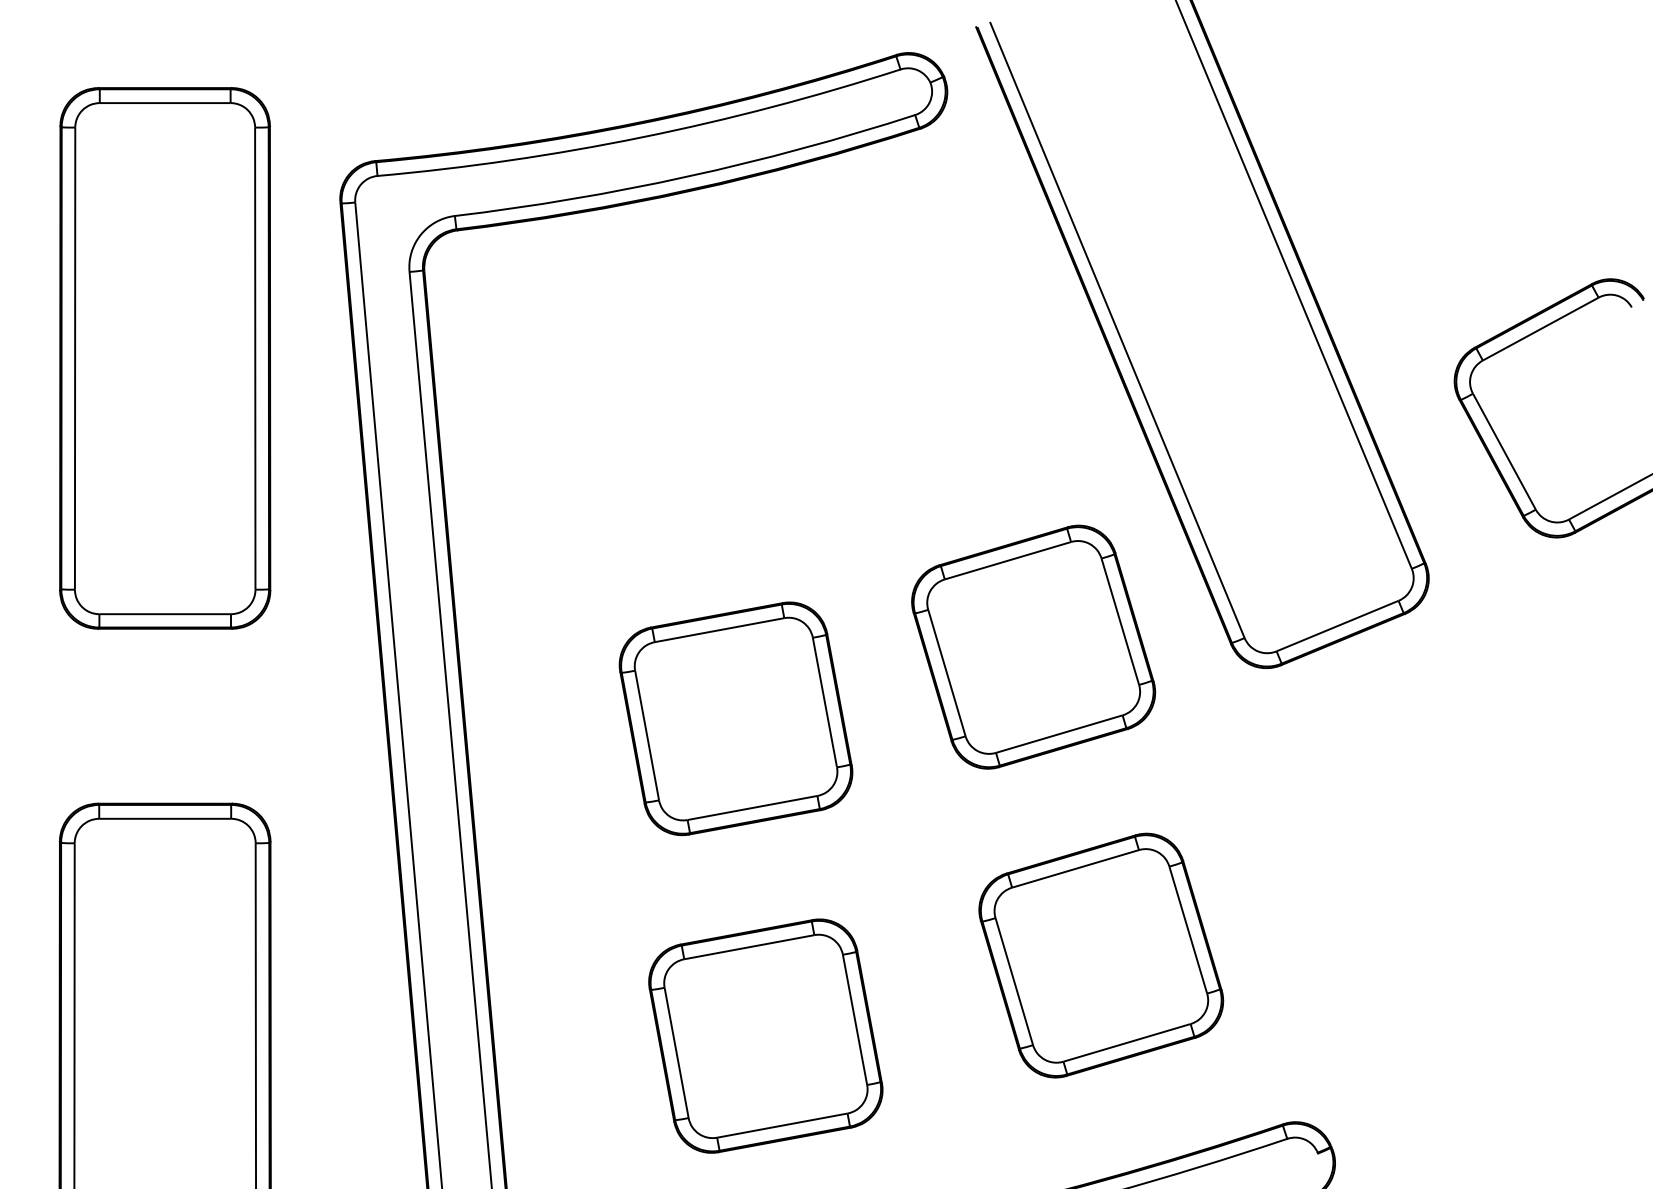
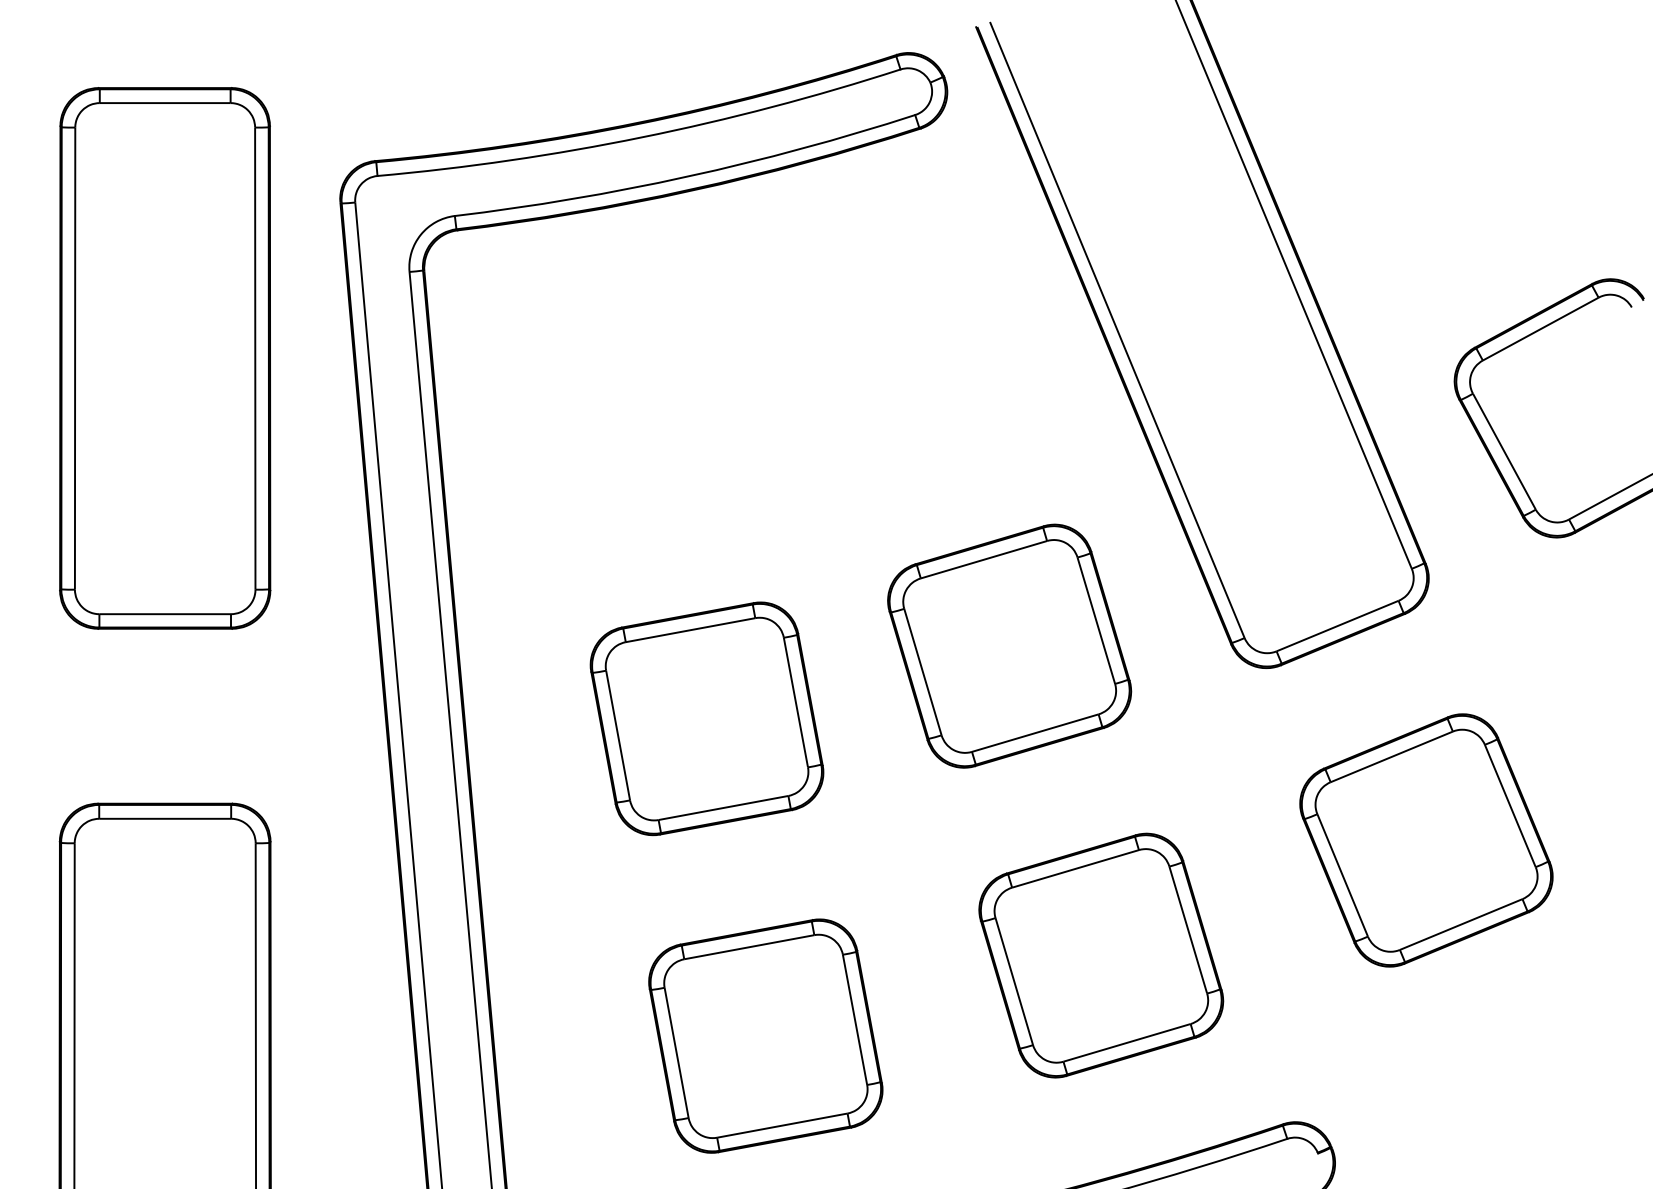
part position: (1033, 646) -> (1009, 645) (1009, 645)
part position: (735, 718) -> (706, 718) (706, 718)
part: none -> present (1426, 840)
